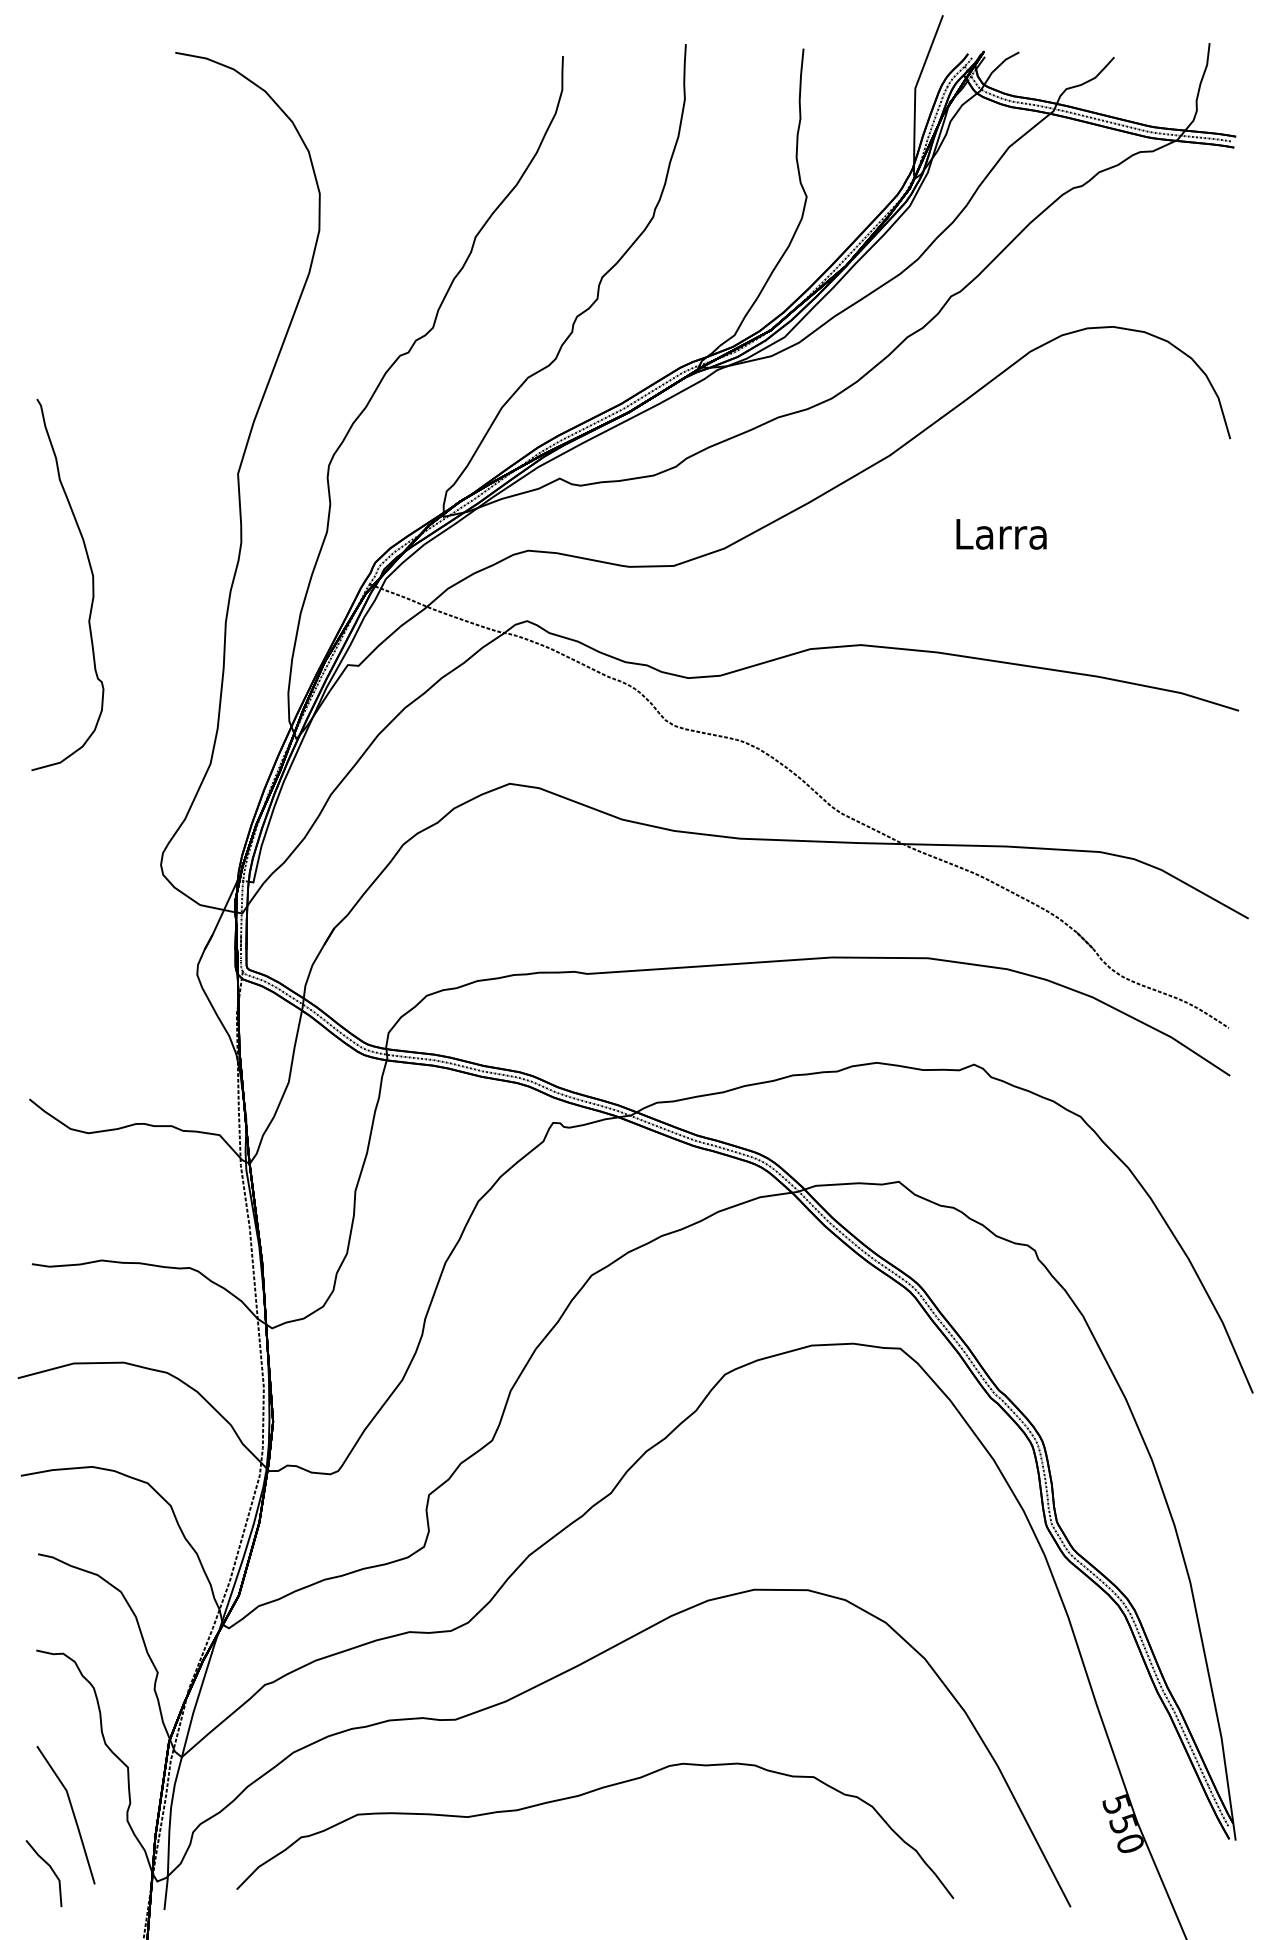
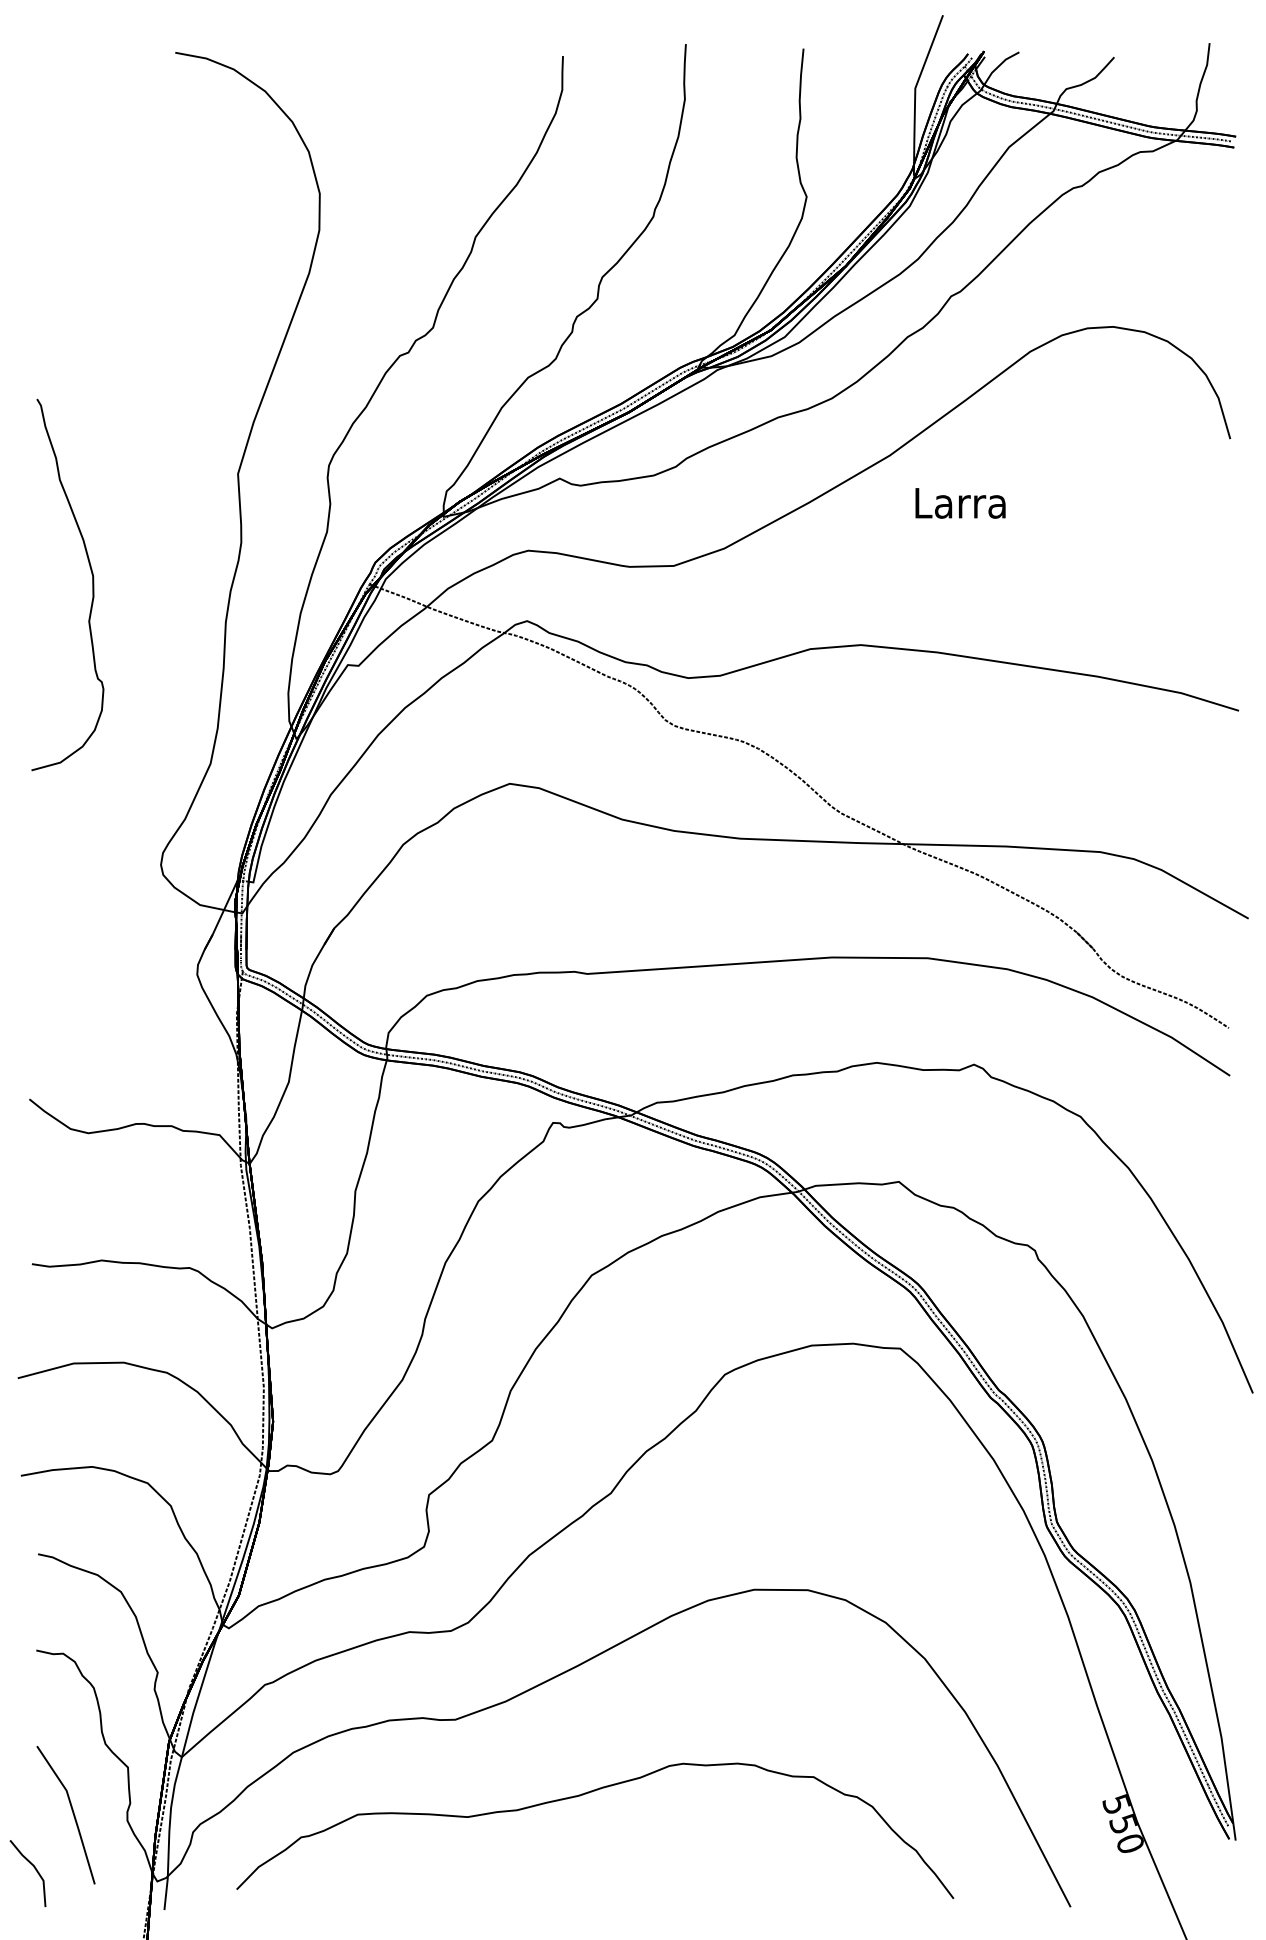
text position: (1001, 534) -> (960, 503) (960, 503)
line position: (49, 1867) -> (33, 1867) (33, 1867)
